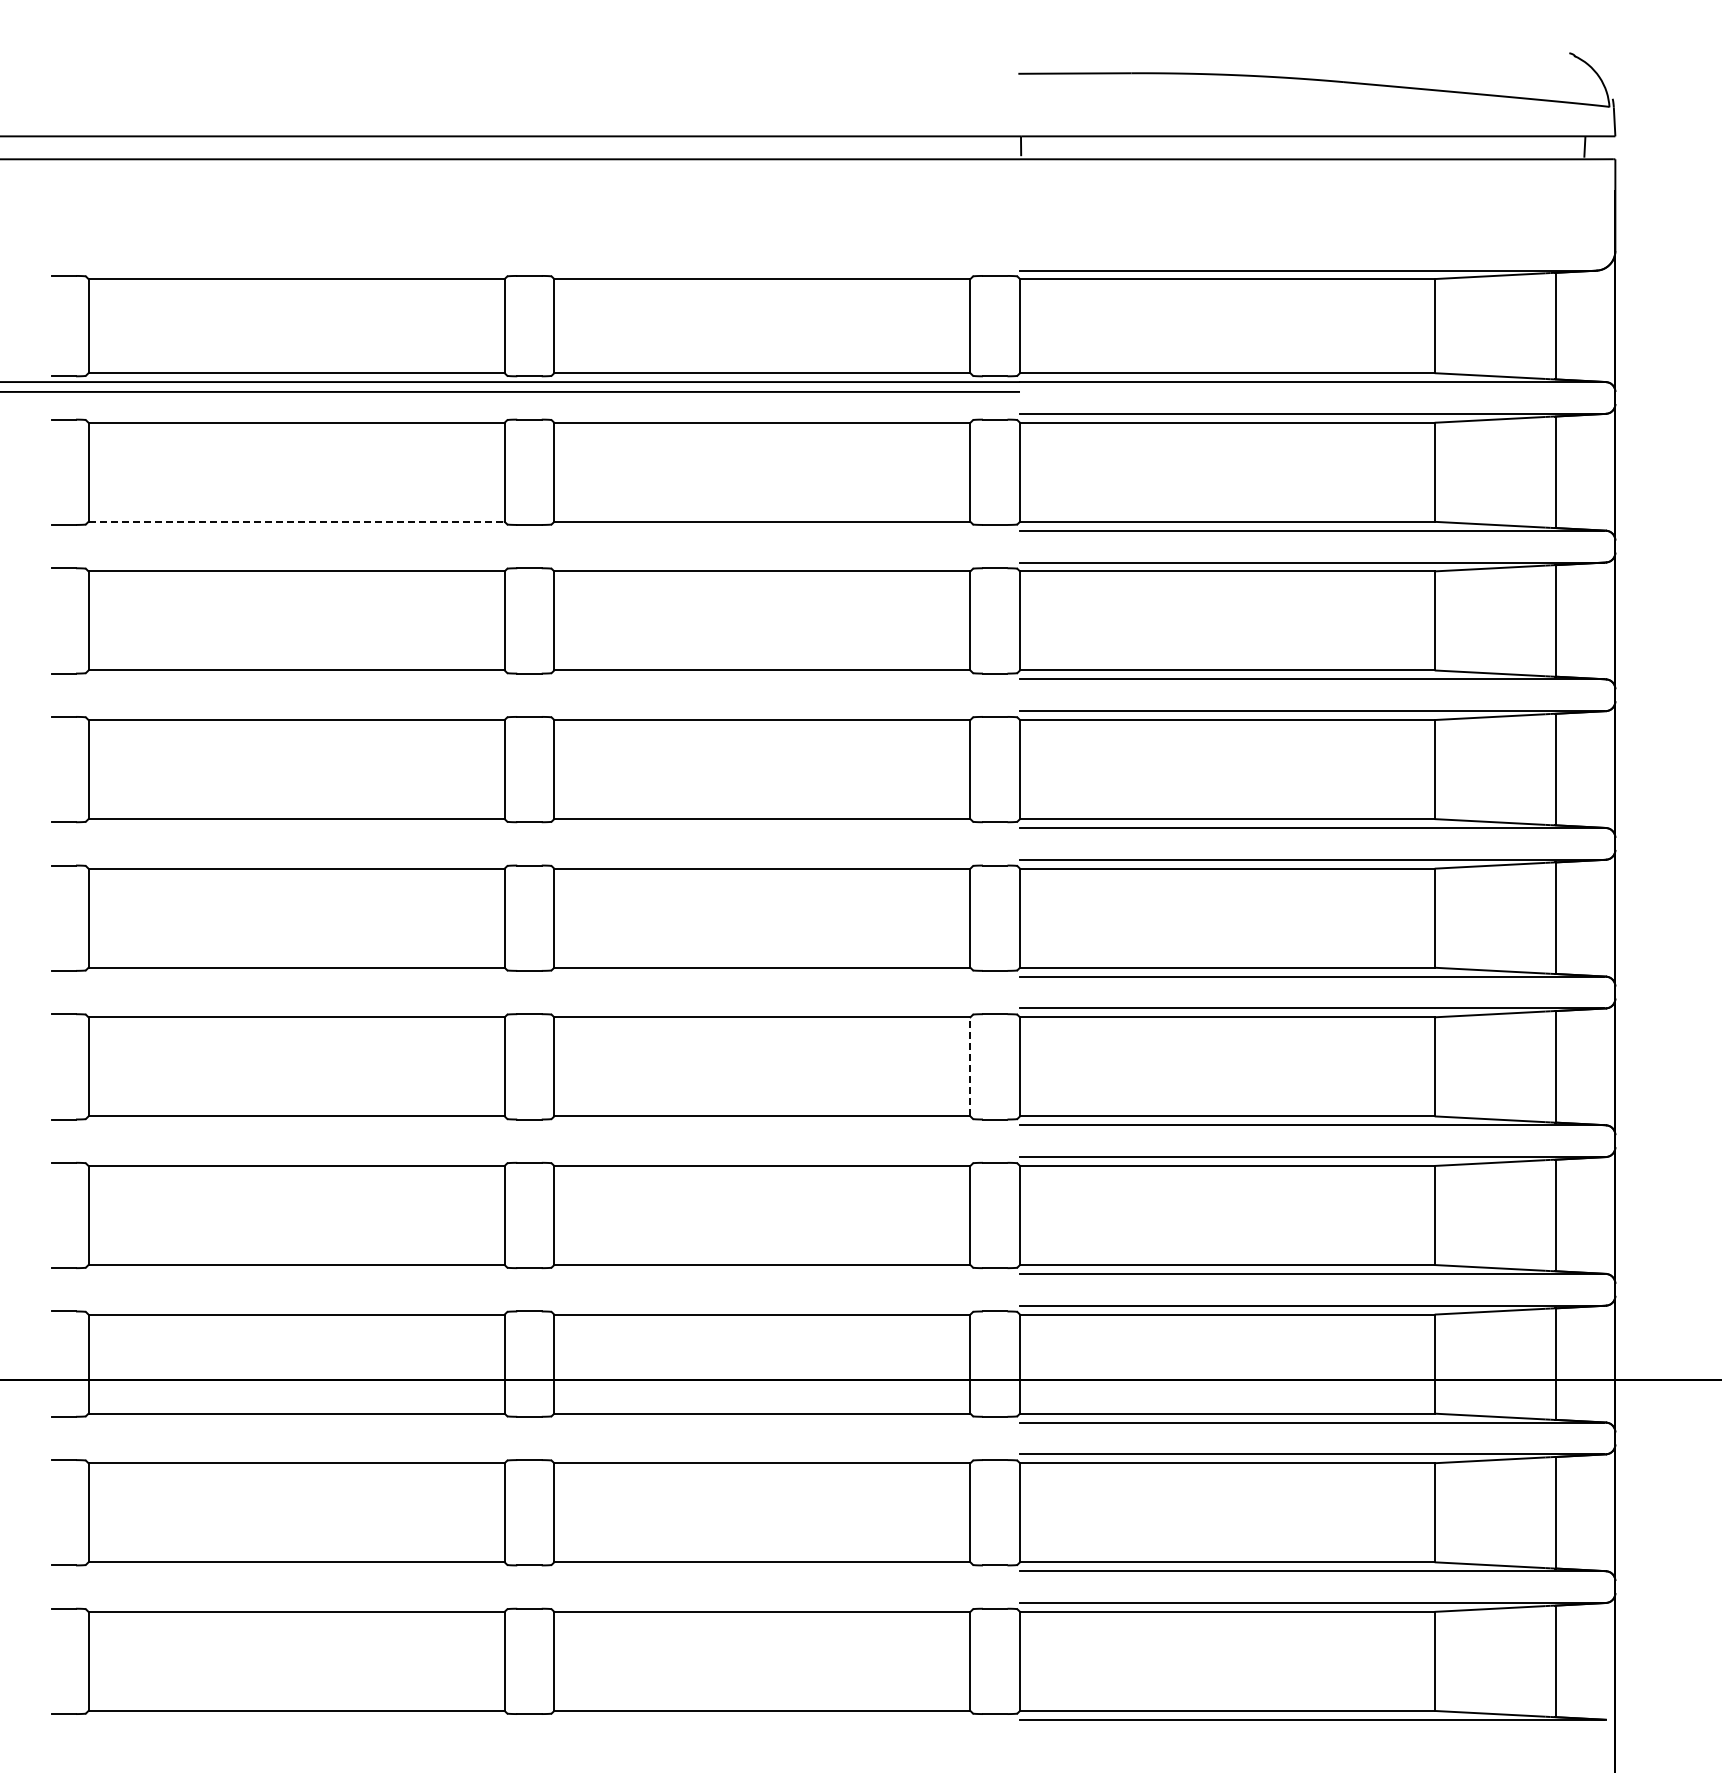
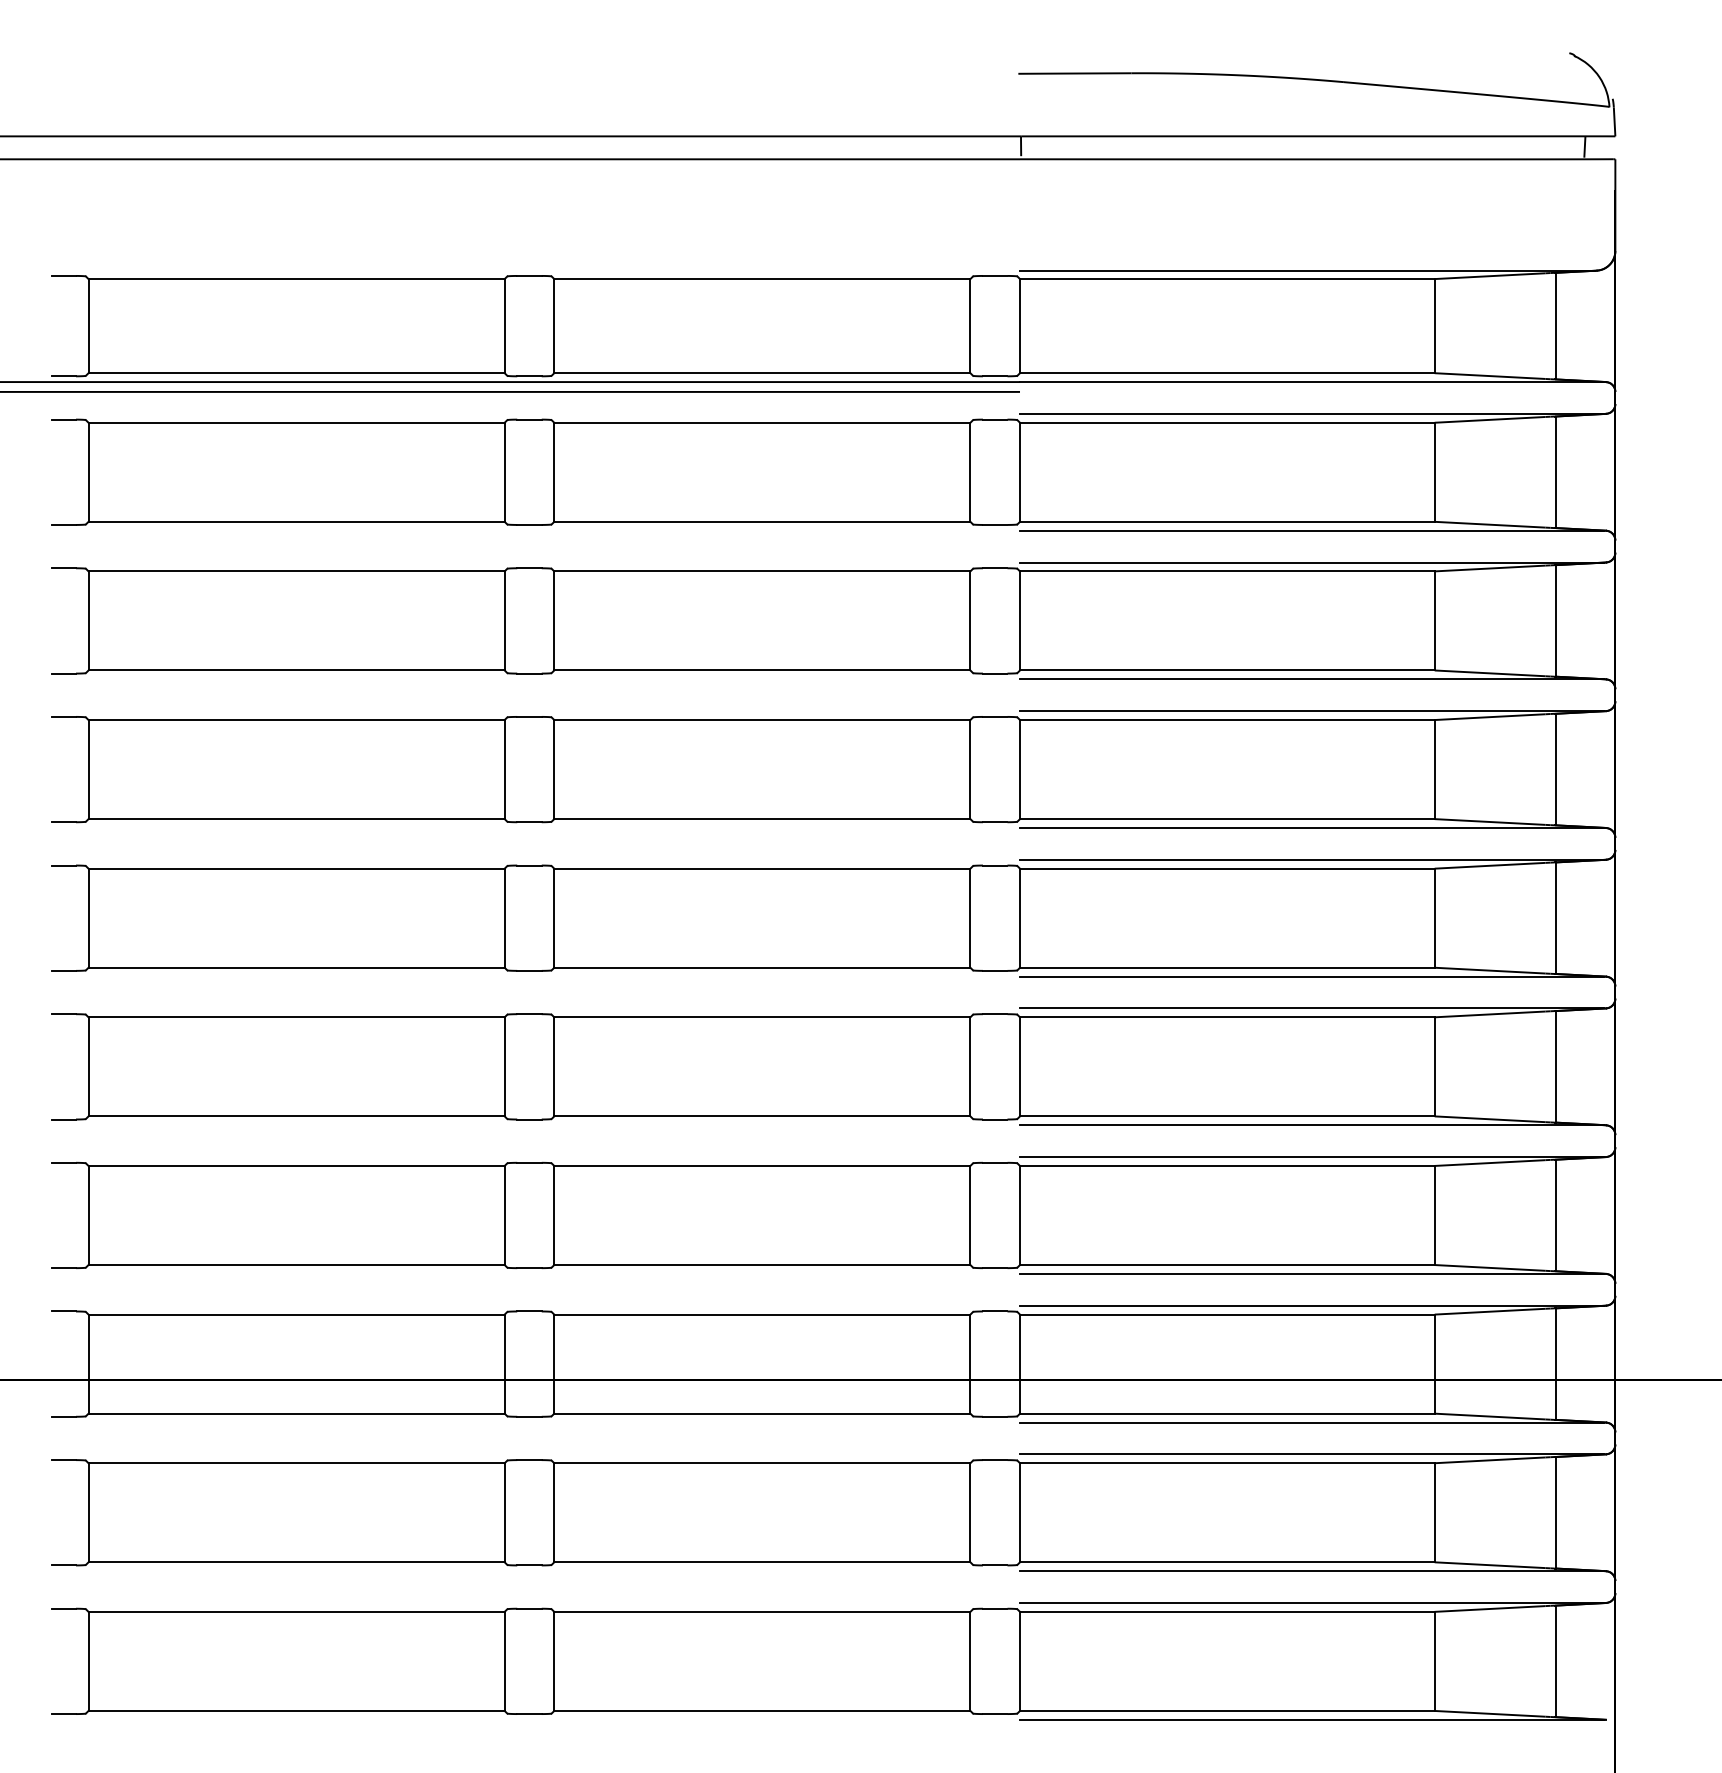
line: dashed -> solid (297, 521)
line: dashed -> solid (970, 1066)
